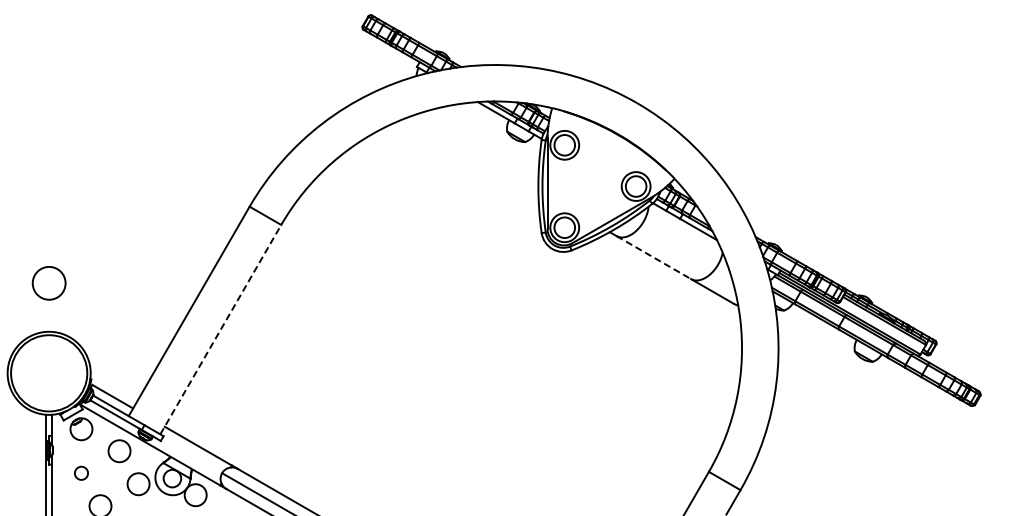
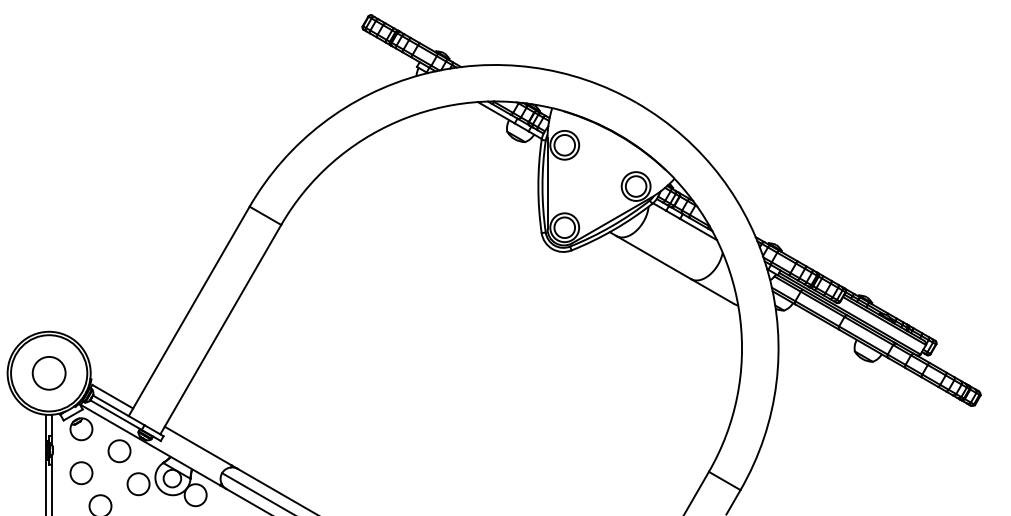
line: dashed -> solid (654, 257)
circle position: (48, 283) -> (48, 373) (48, 373)
line: dashed -> solid (220, 329)
circle size: 15x16 px -> 25x25 px (81, 473)
